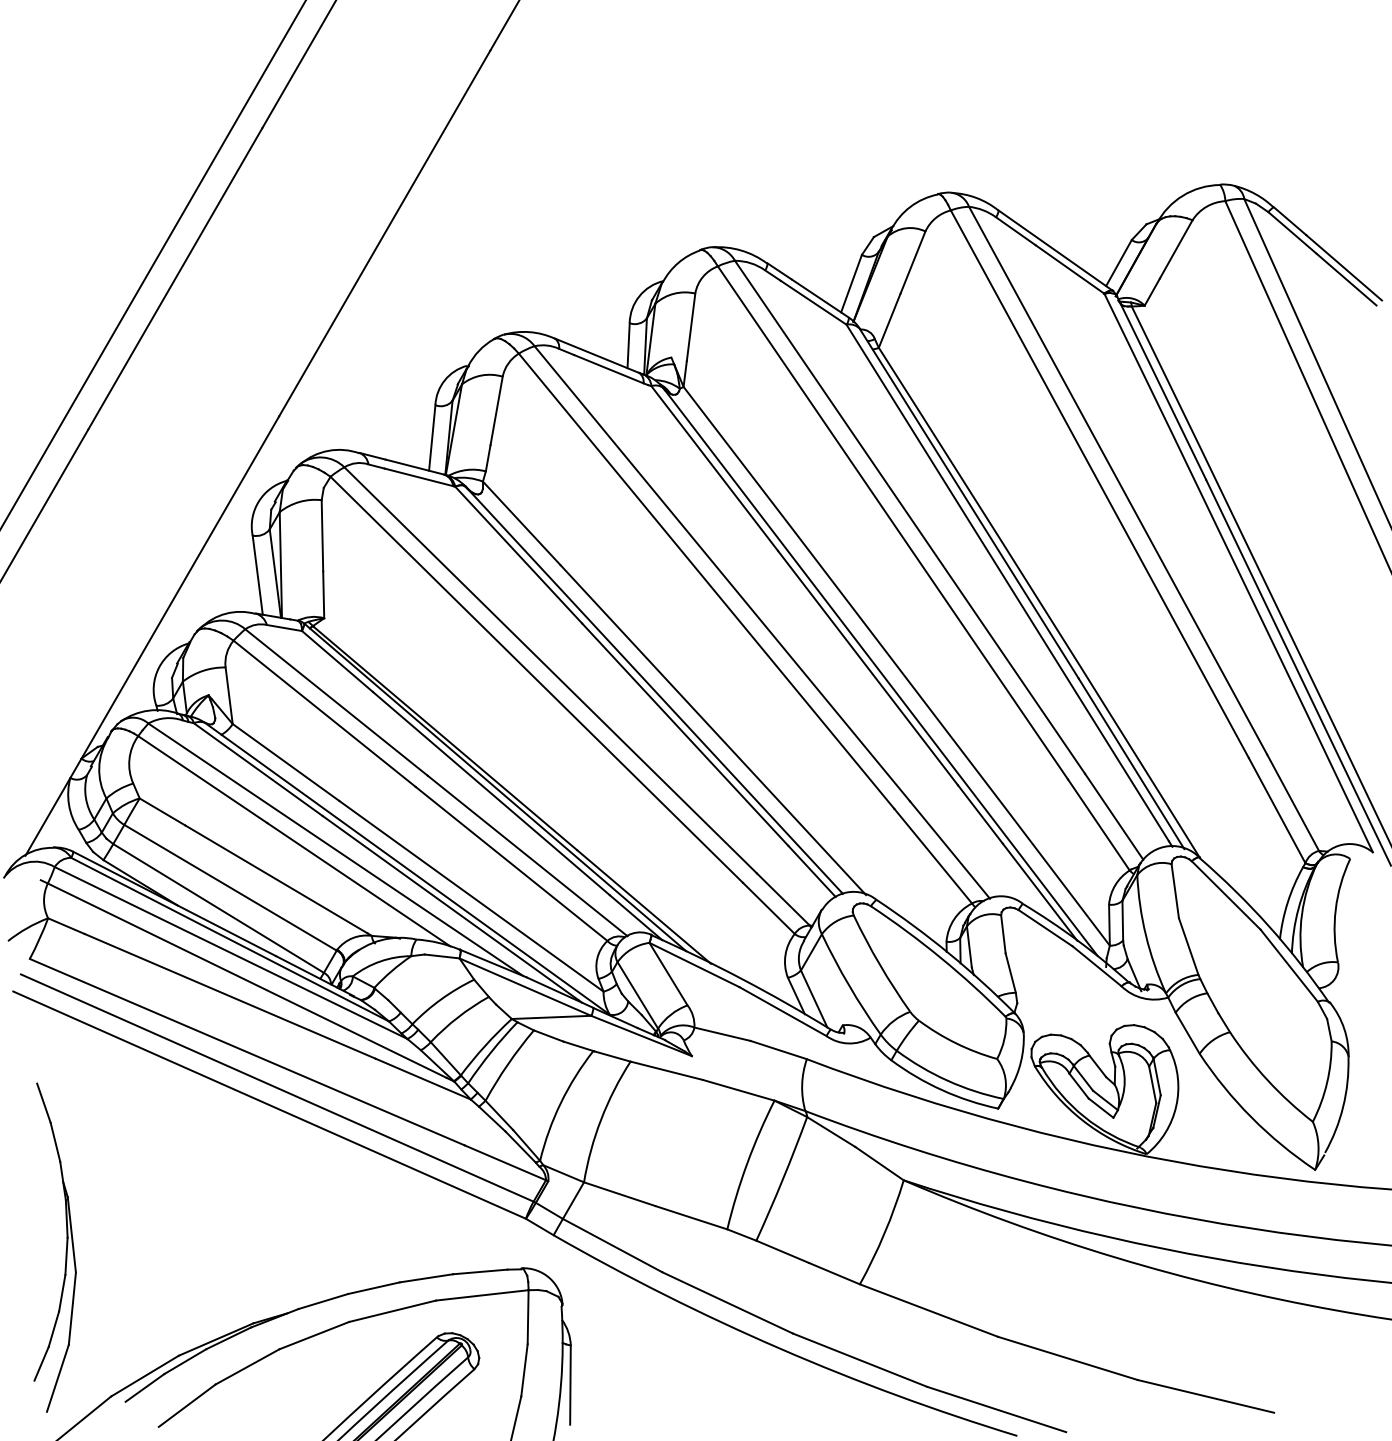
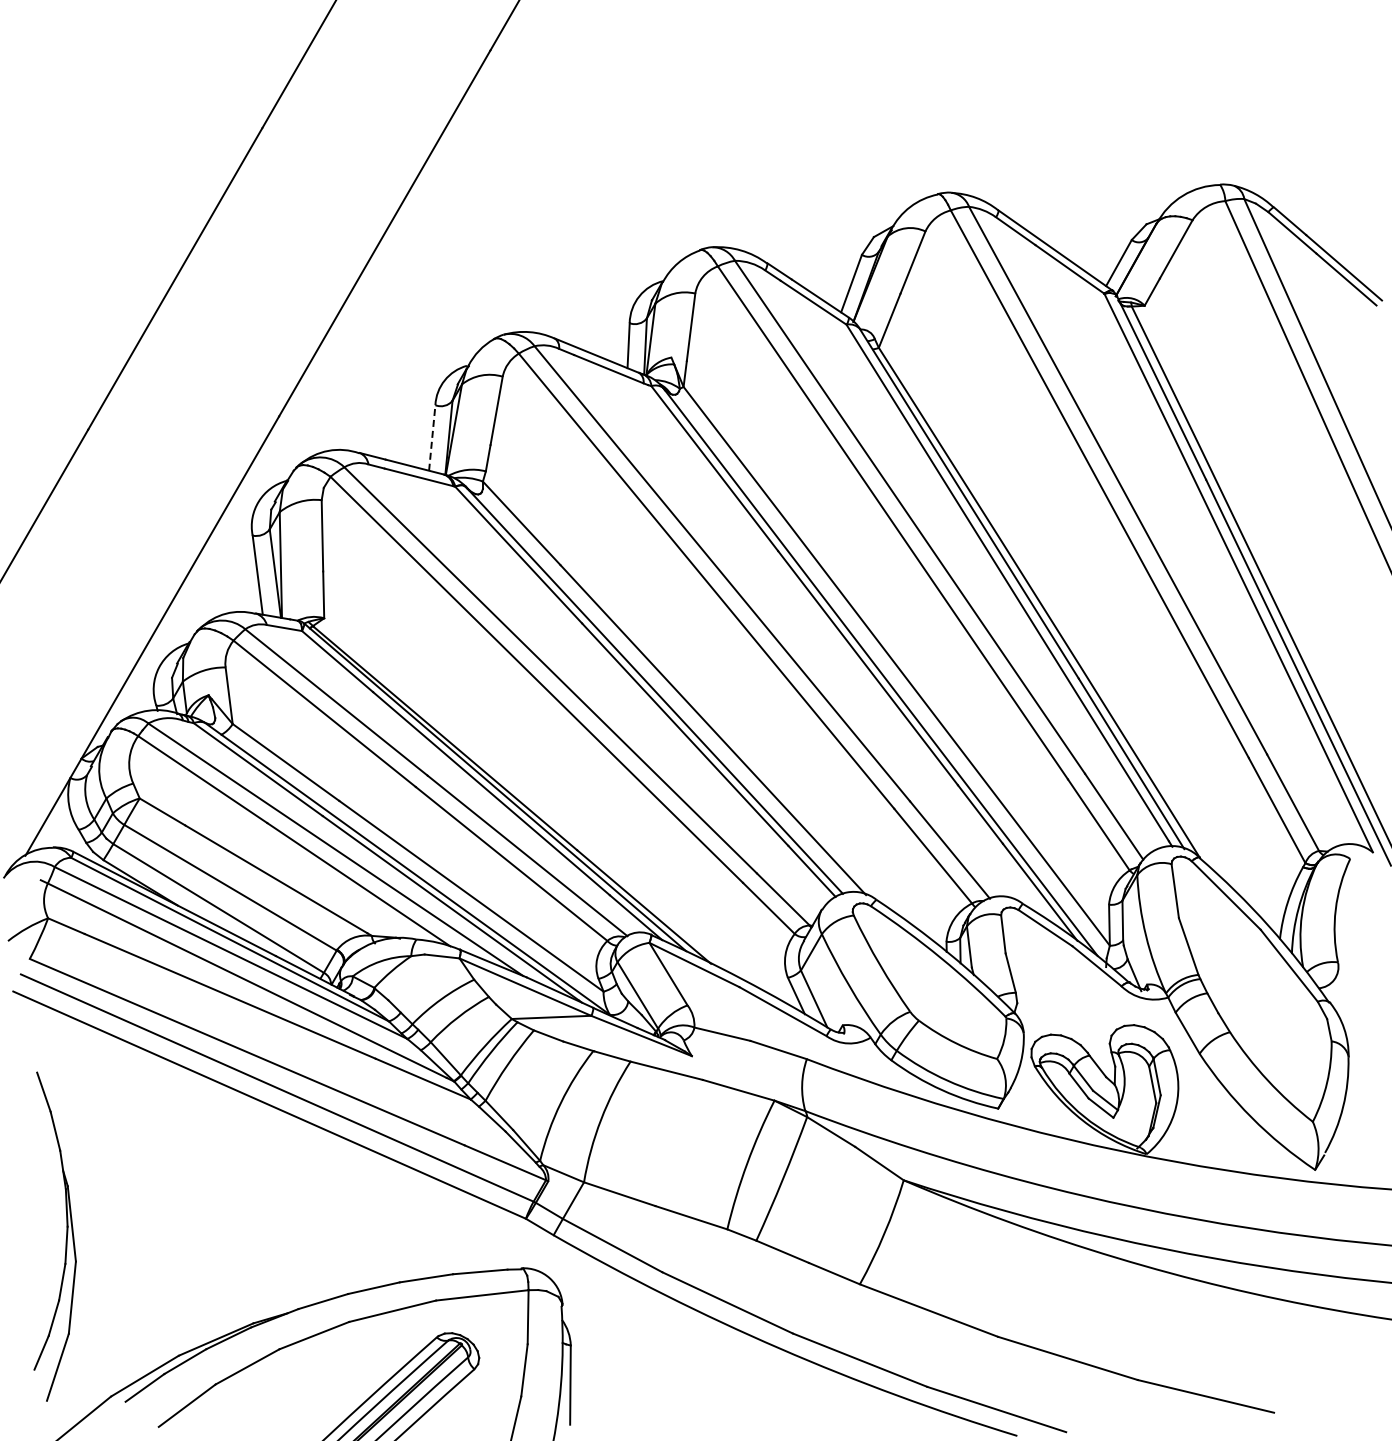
line: present -> none (153, 264)
line: solid -> dashed (432, 437)
part position: (65, 1251) -> (65, 1240) (65, 1240)
